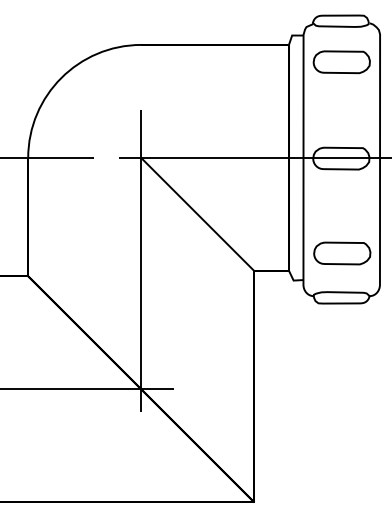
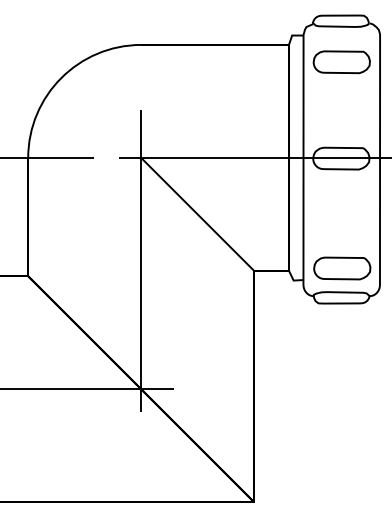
part position: (342, 253) -> (342, 268) (342, 268)
